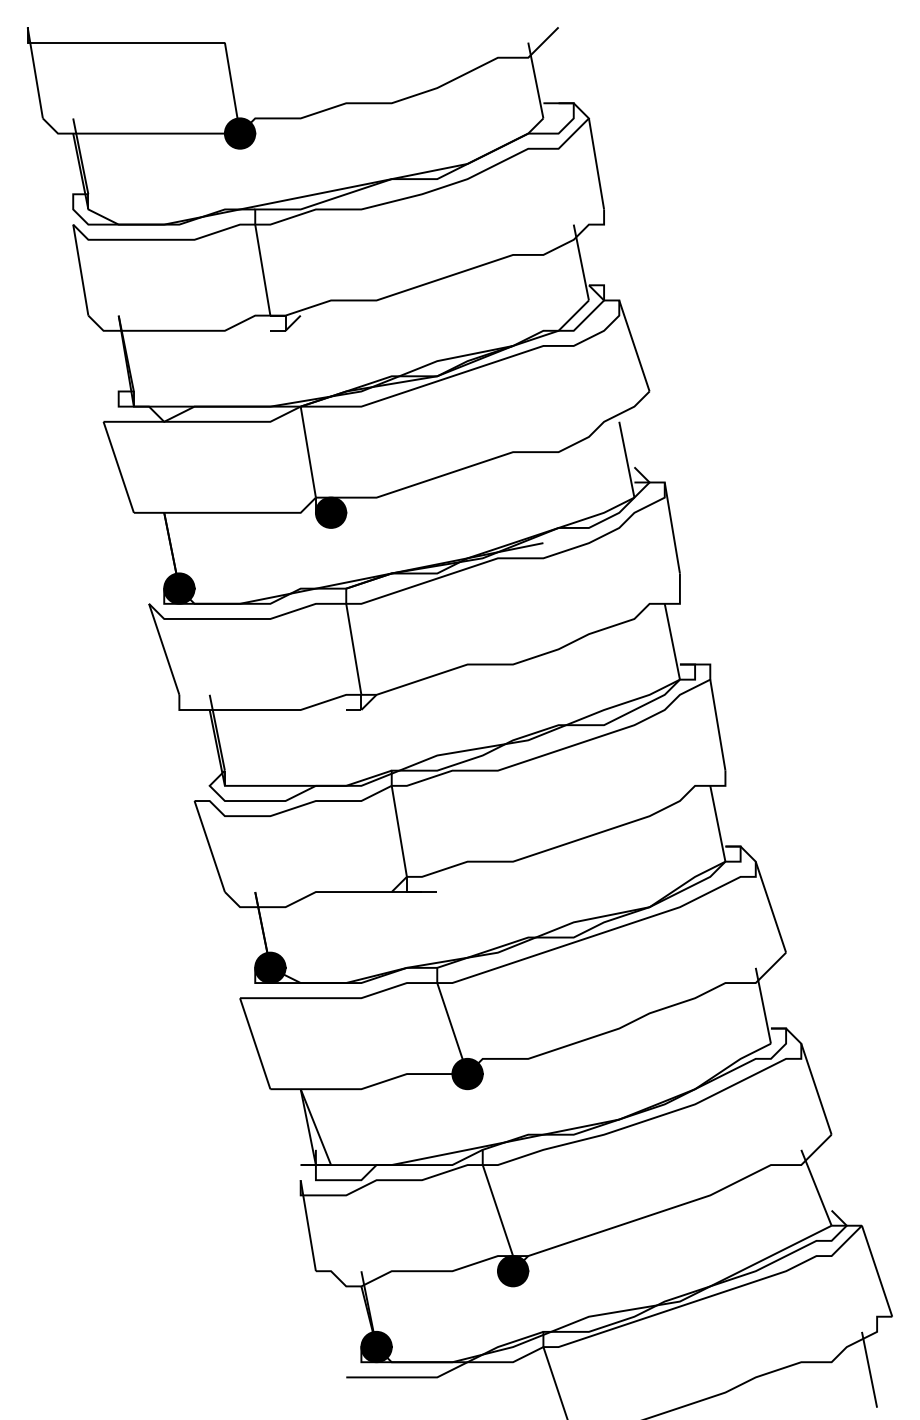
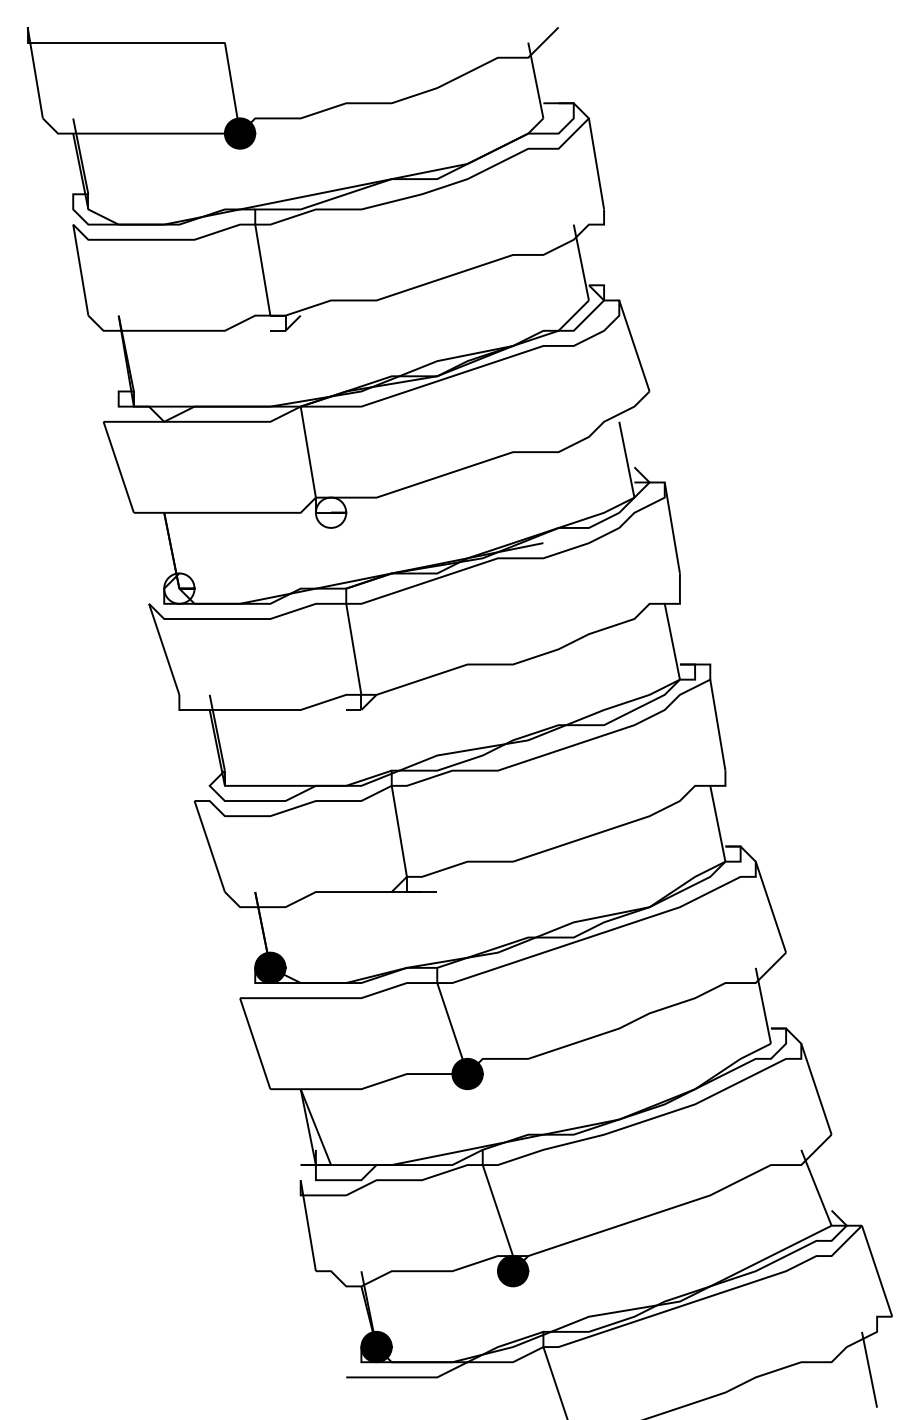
fill: present -> none (330, 512)
fill: present -> none (179, 588)
